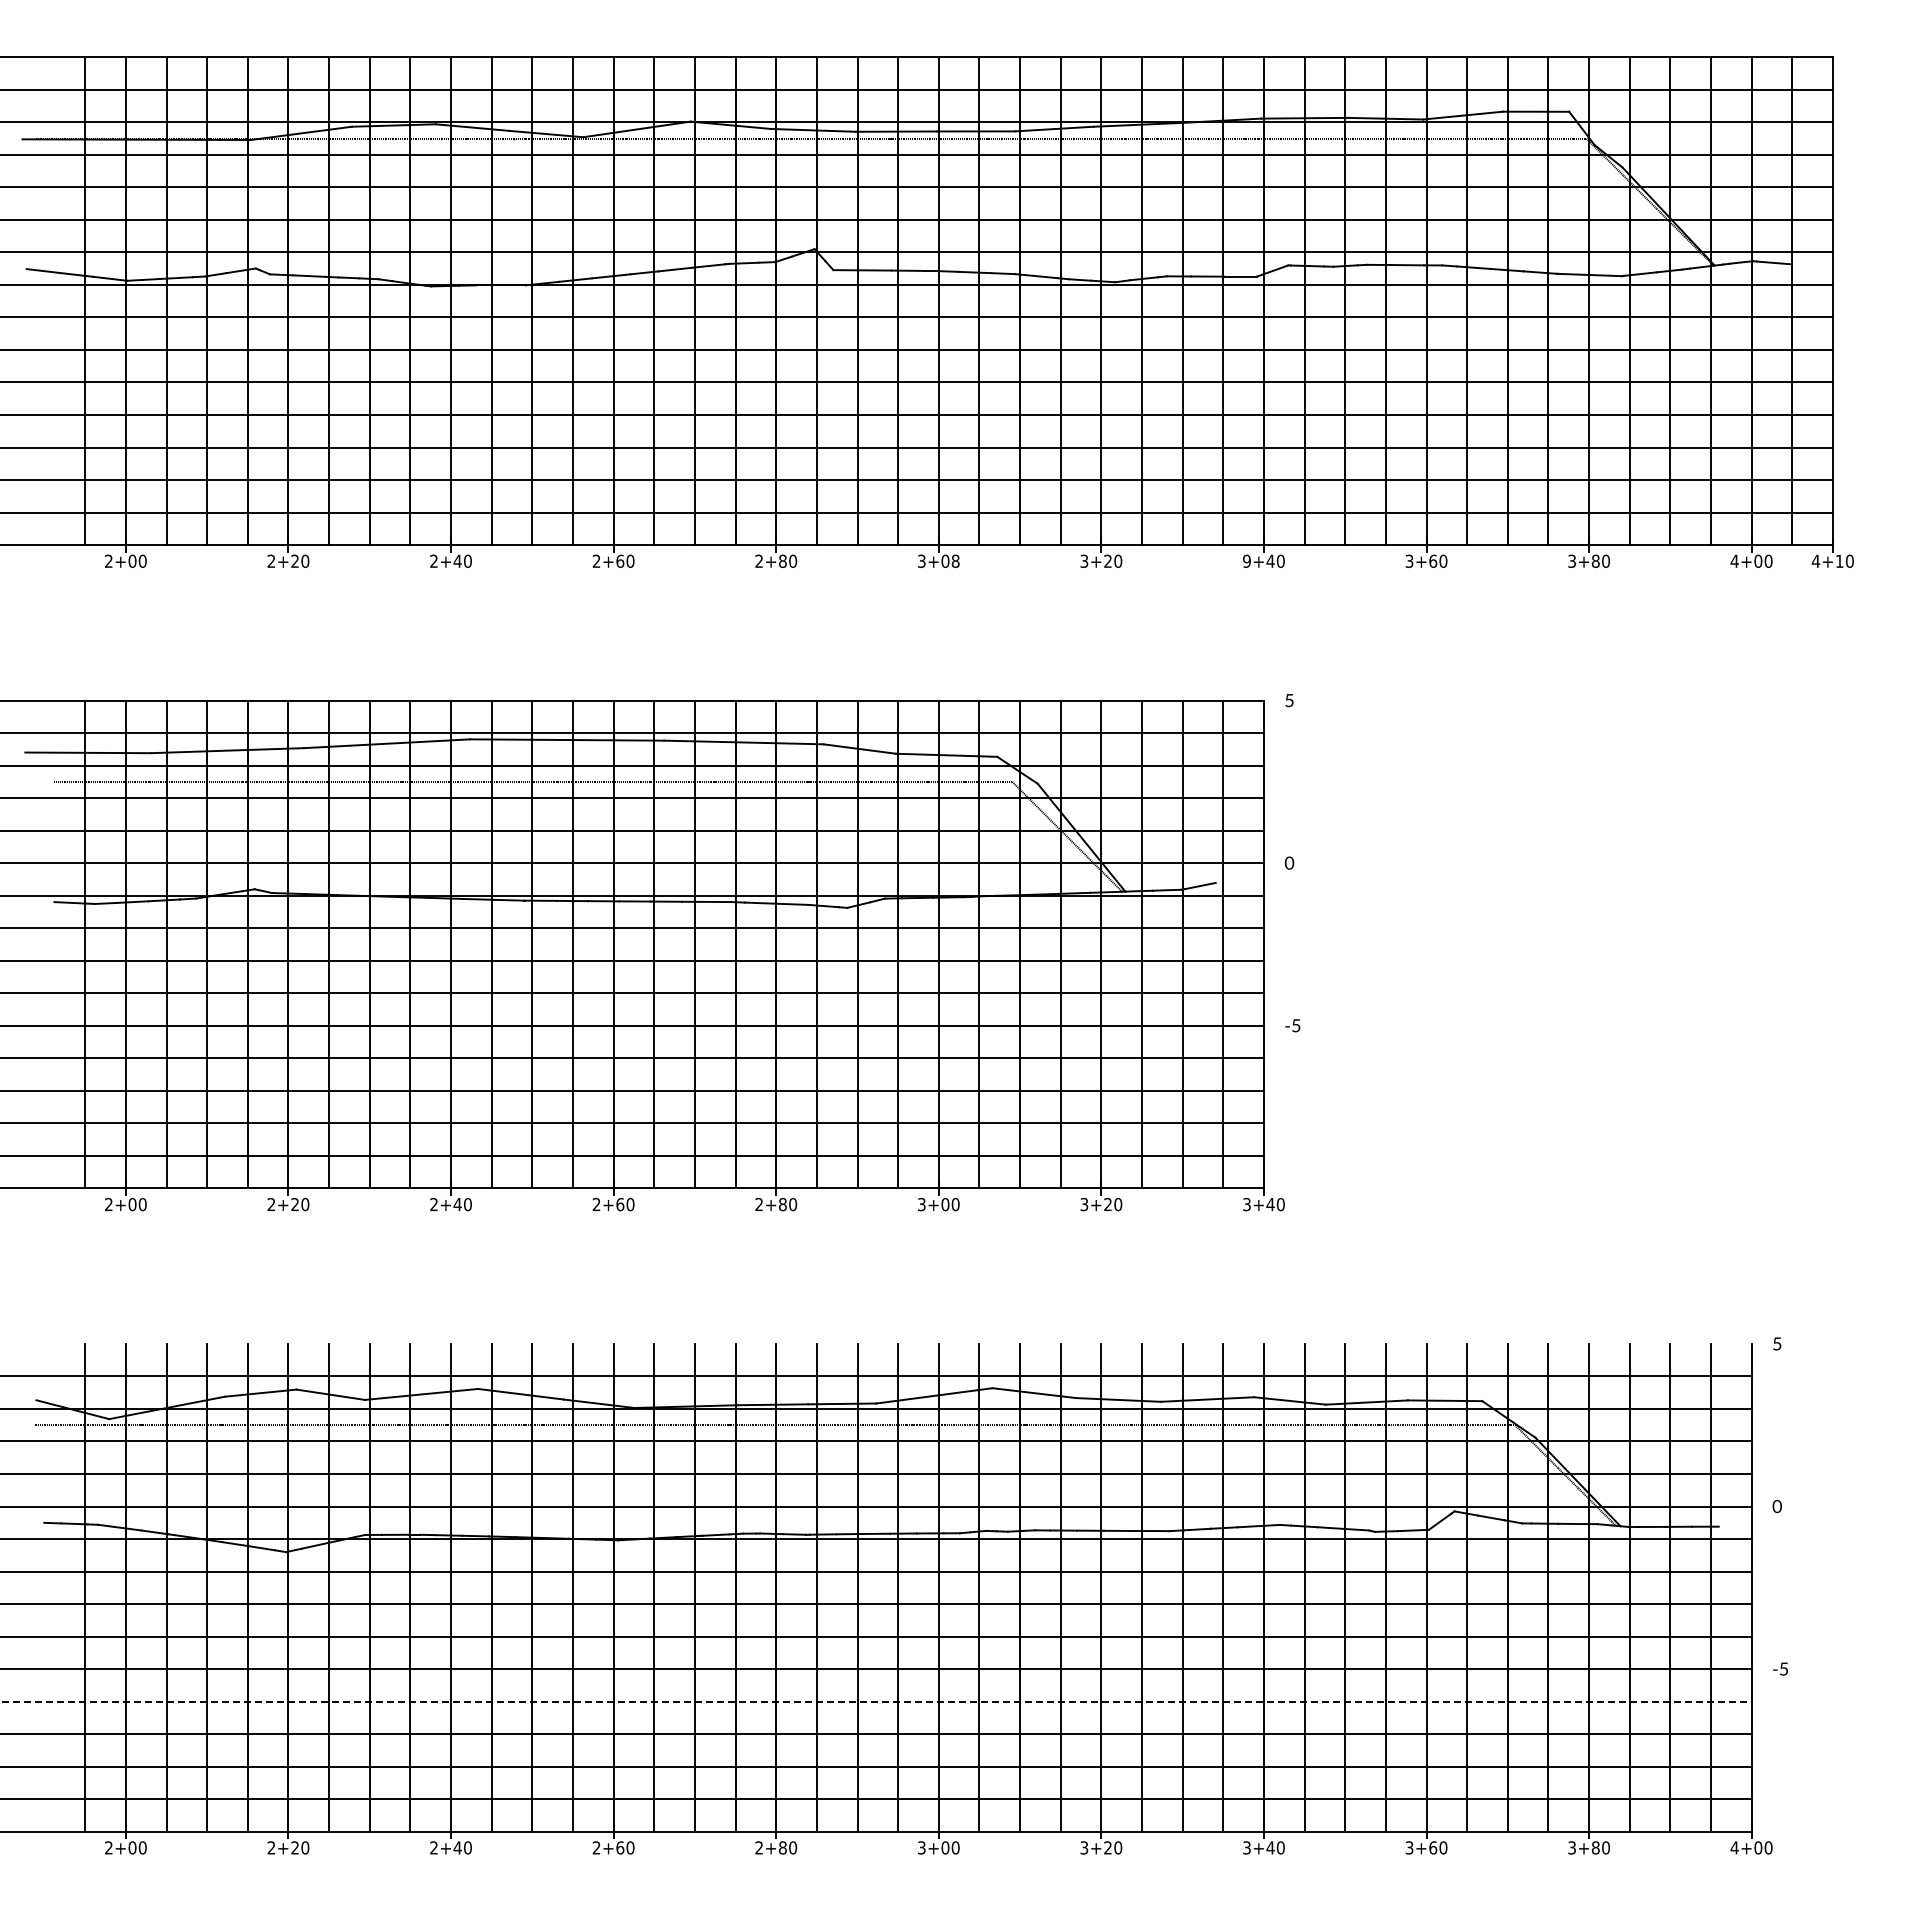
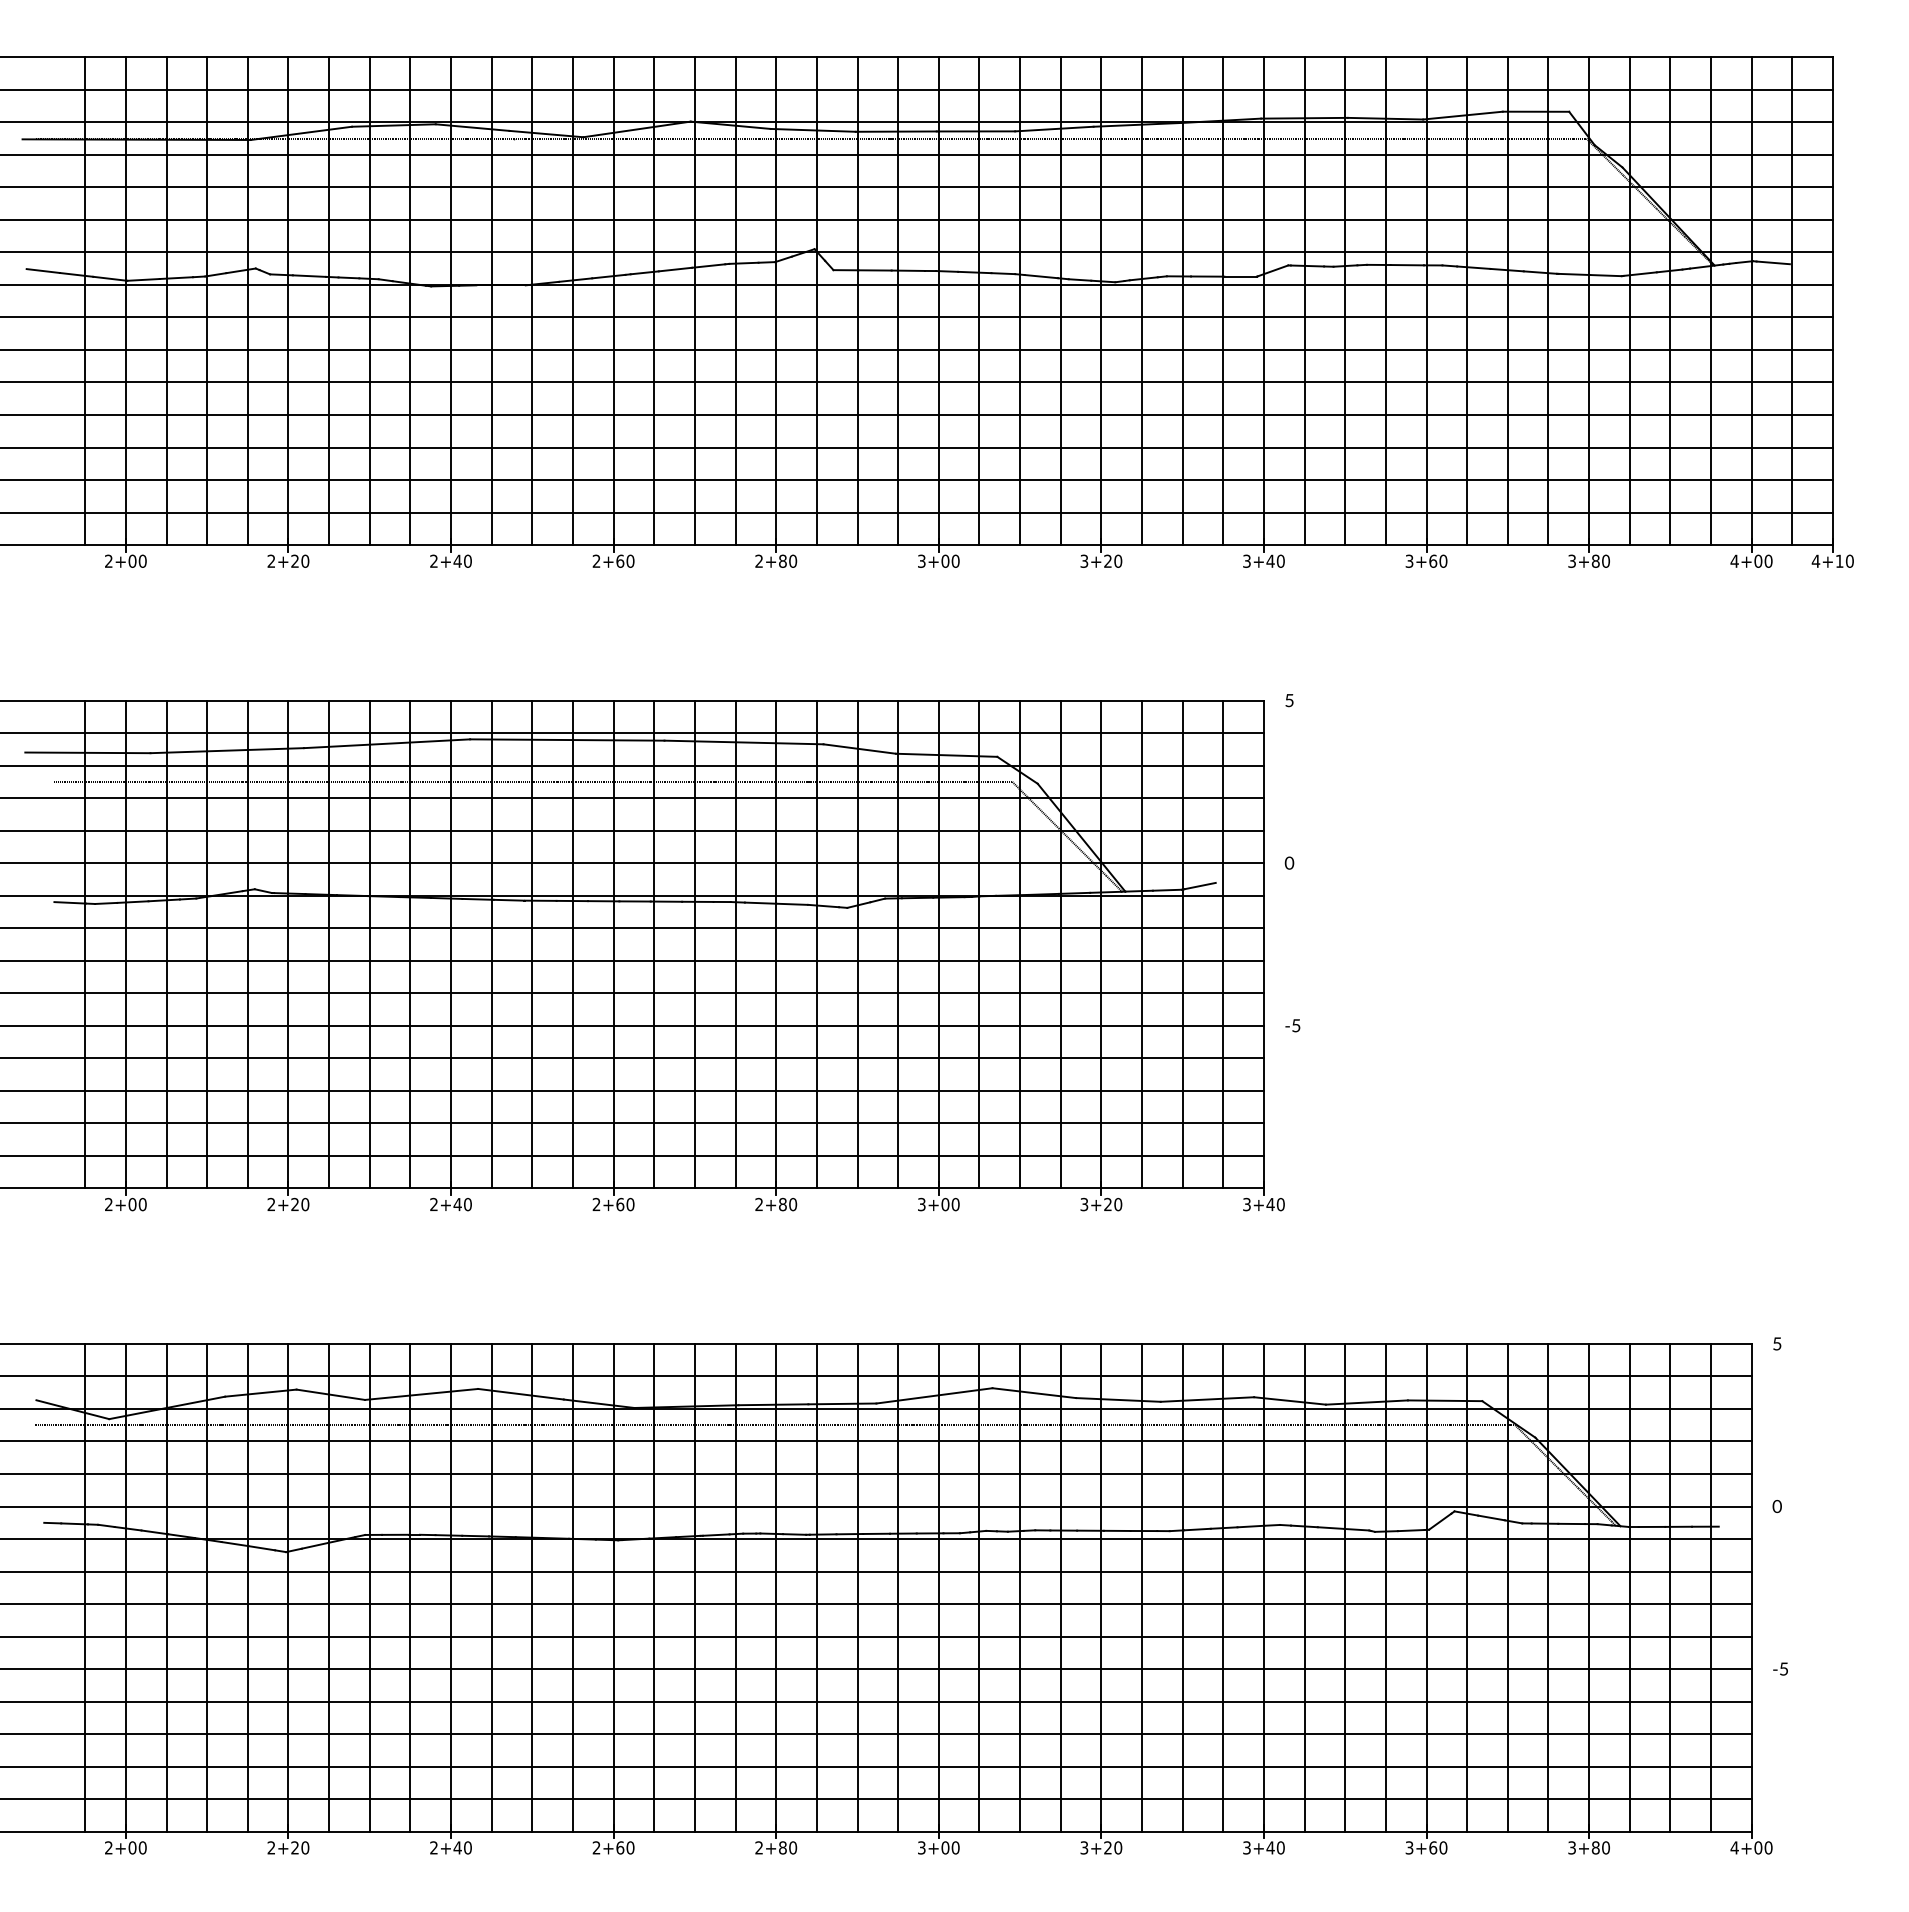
text: 9+40 -> 3+40 (1246, 560)
text: 3+08 -> 3+00 (955, 561)
line: none -> present (876, 1343)
line: dashed -> solid (876, 1701)
